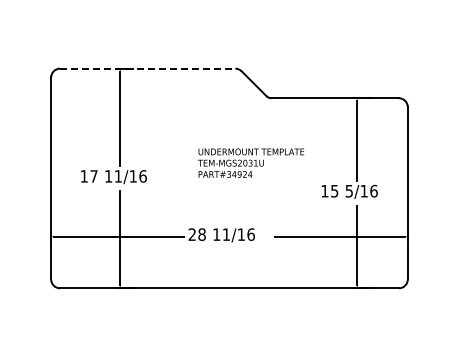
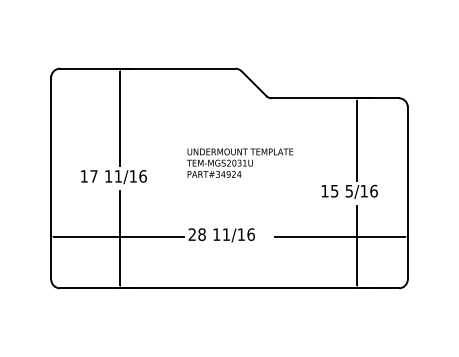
line: dashed -> solid (147, 68)
text position: (251, 162) -> (240, 162) (240, 162)
